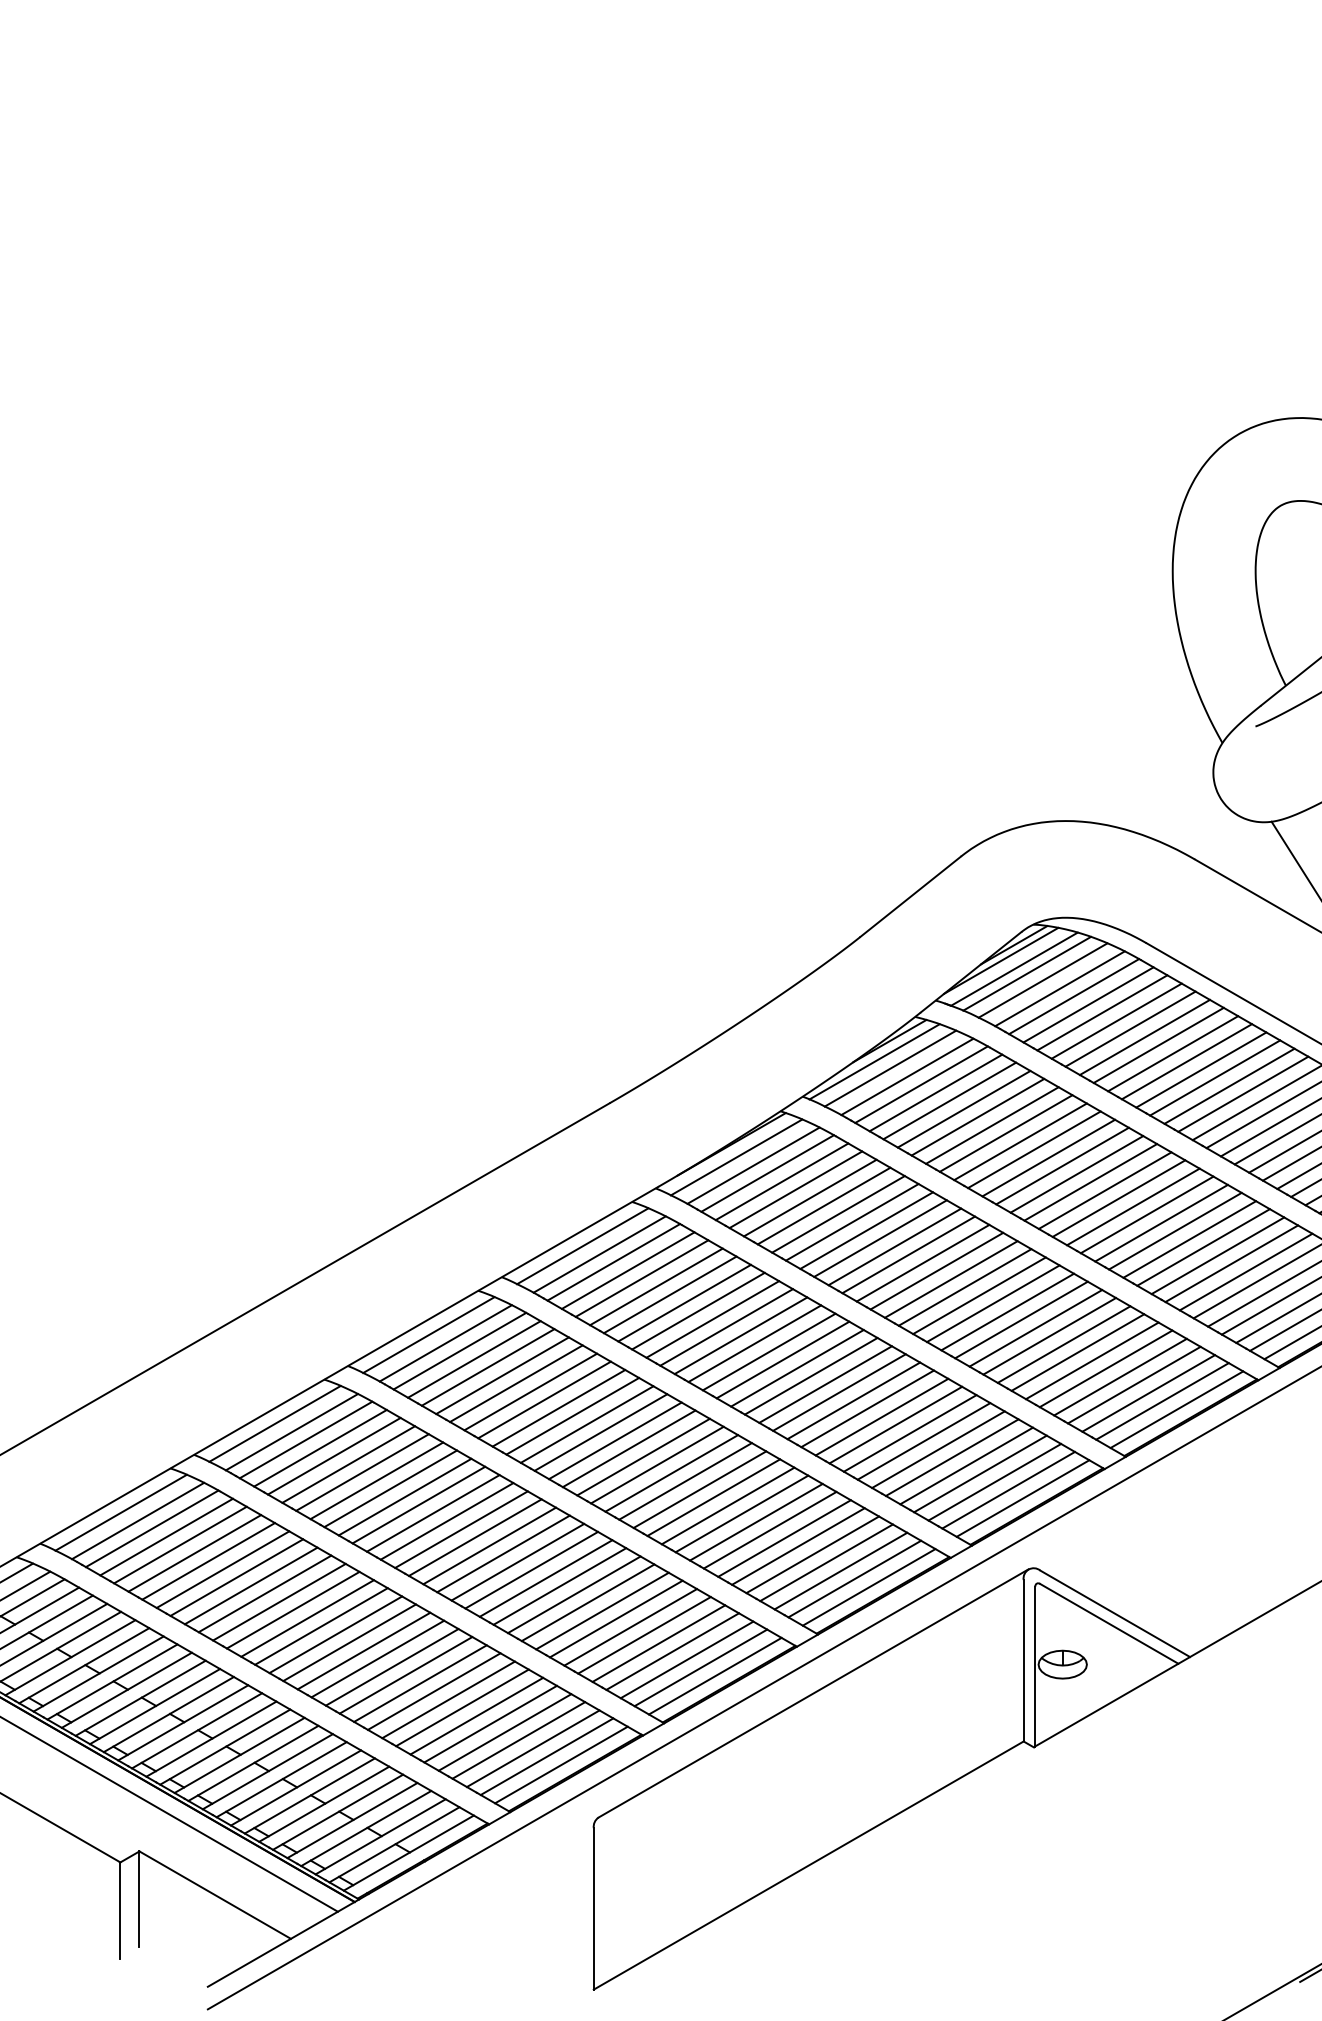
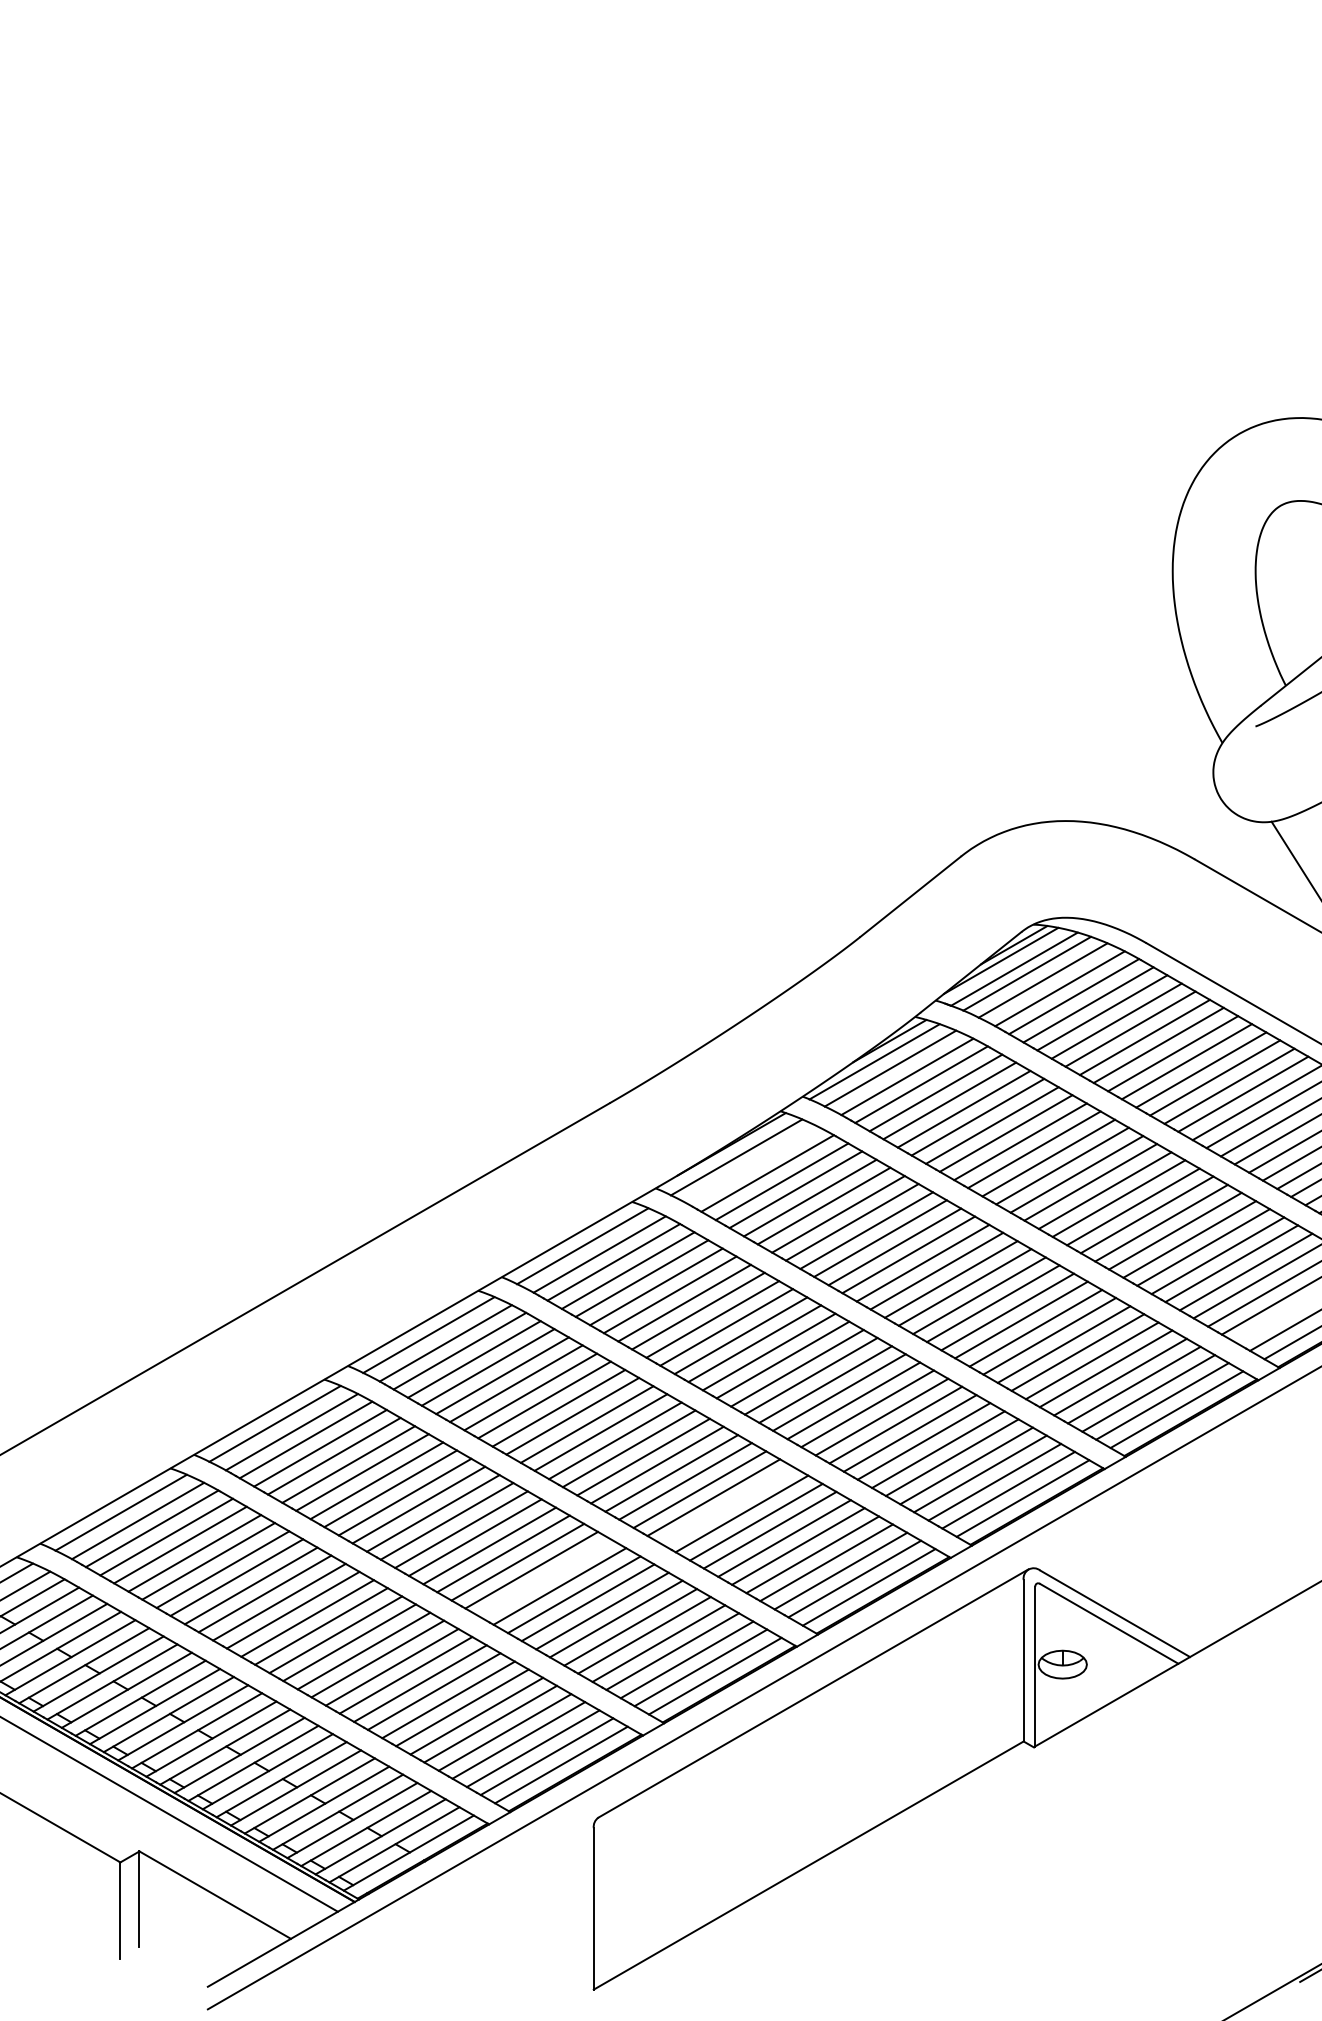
line: present -> none (753, 1165)
line: present -> none (1277, 1318)
line: present -> none (727, 1505)
line: present -> none (545, 1578)
